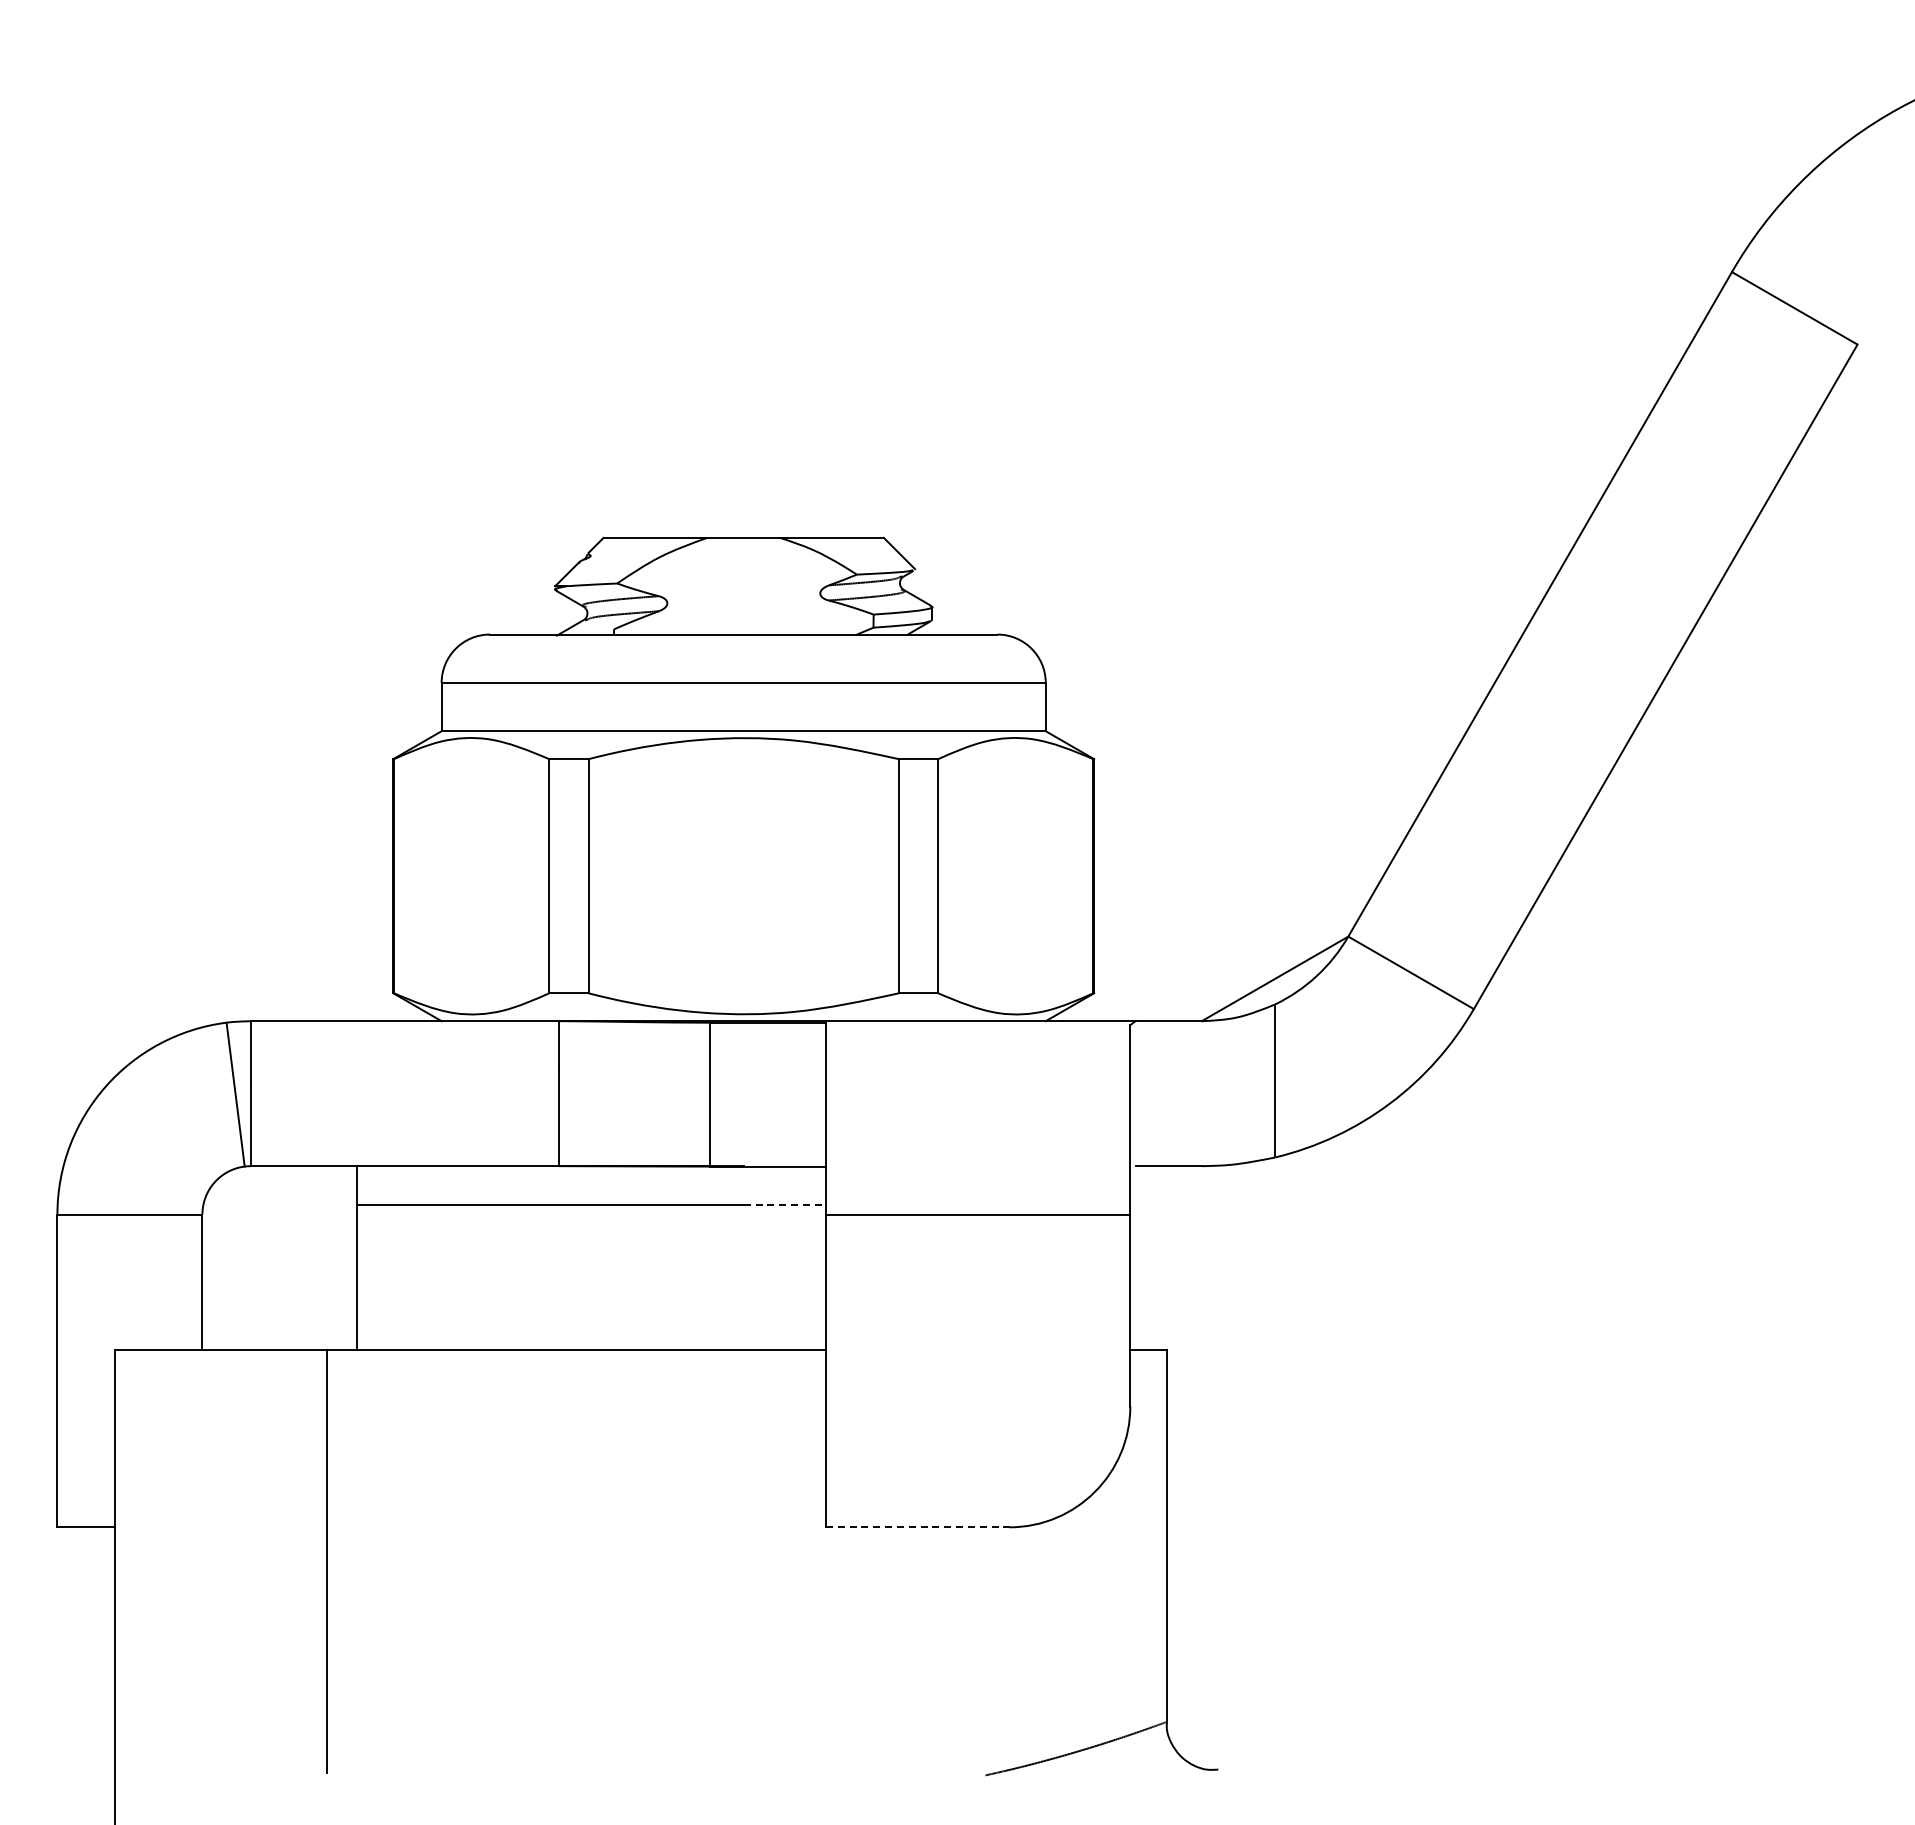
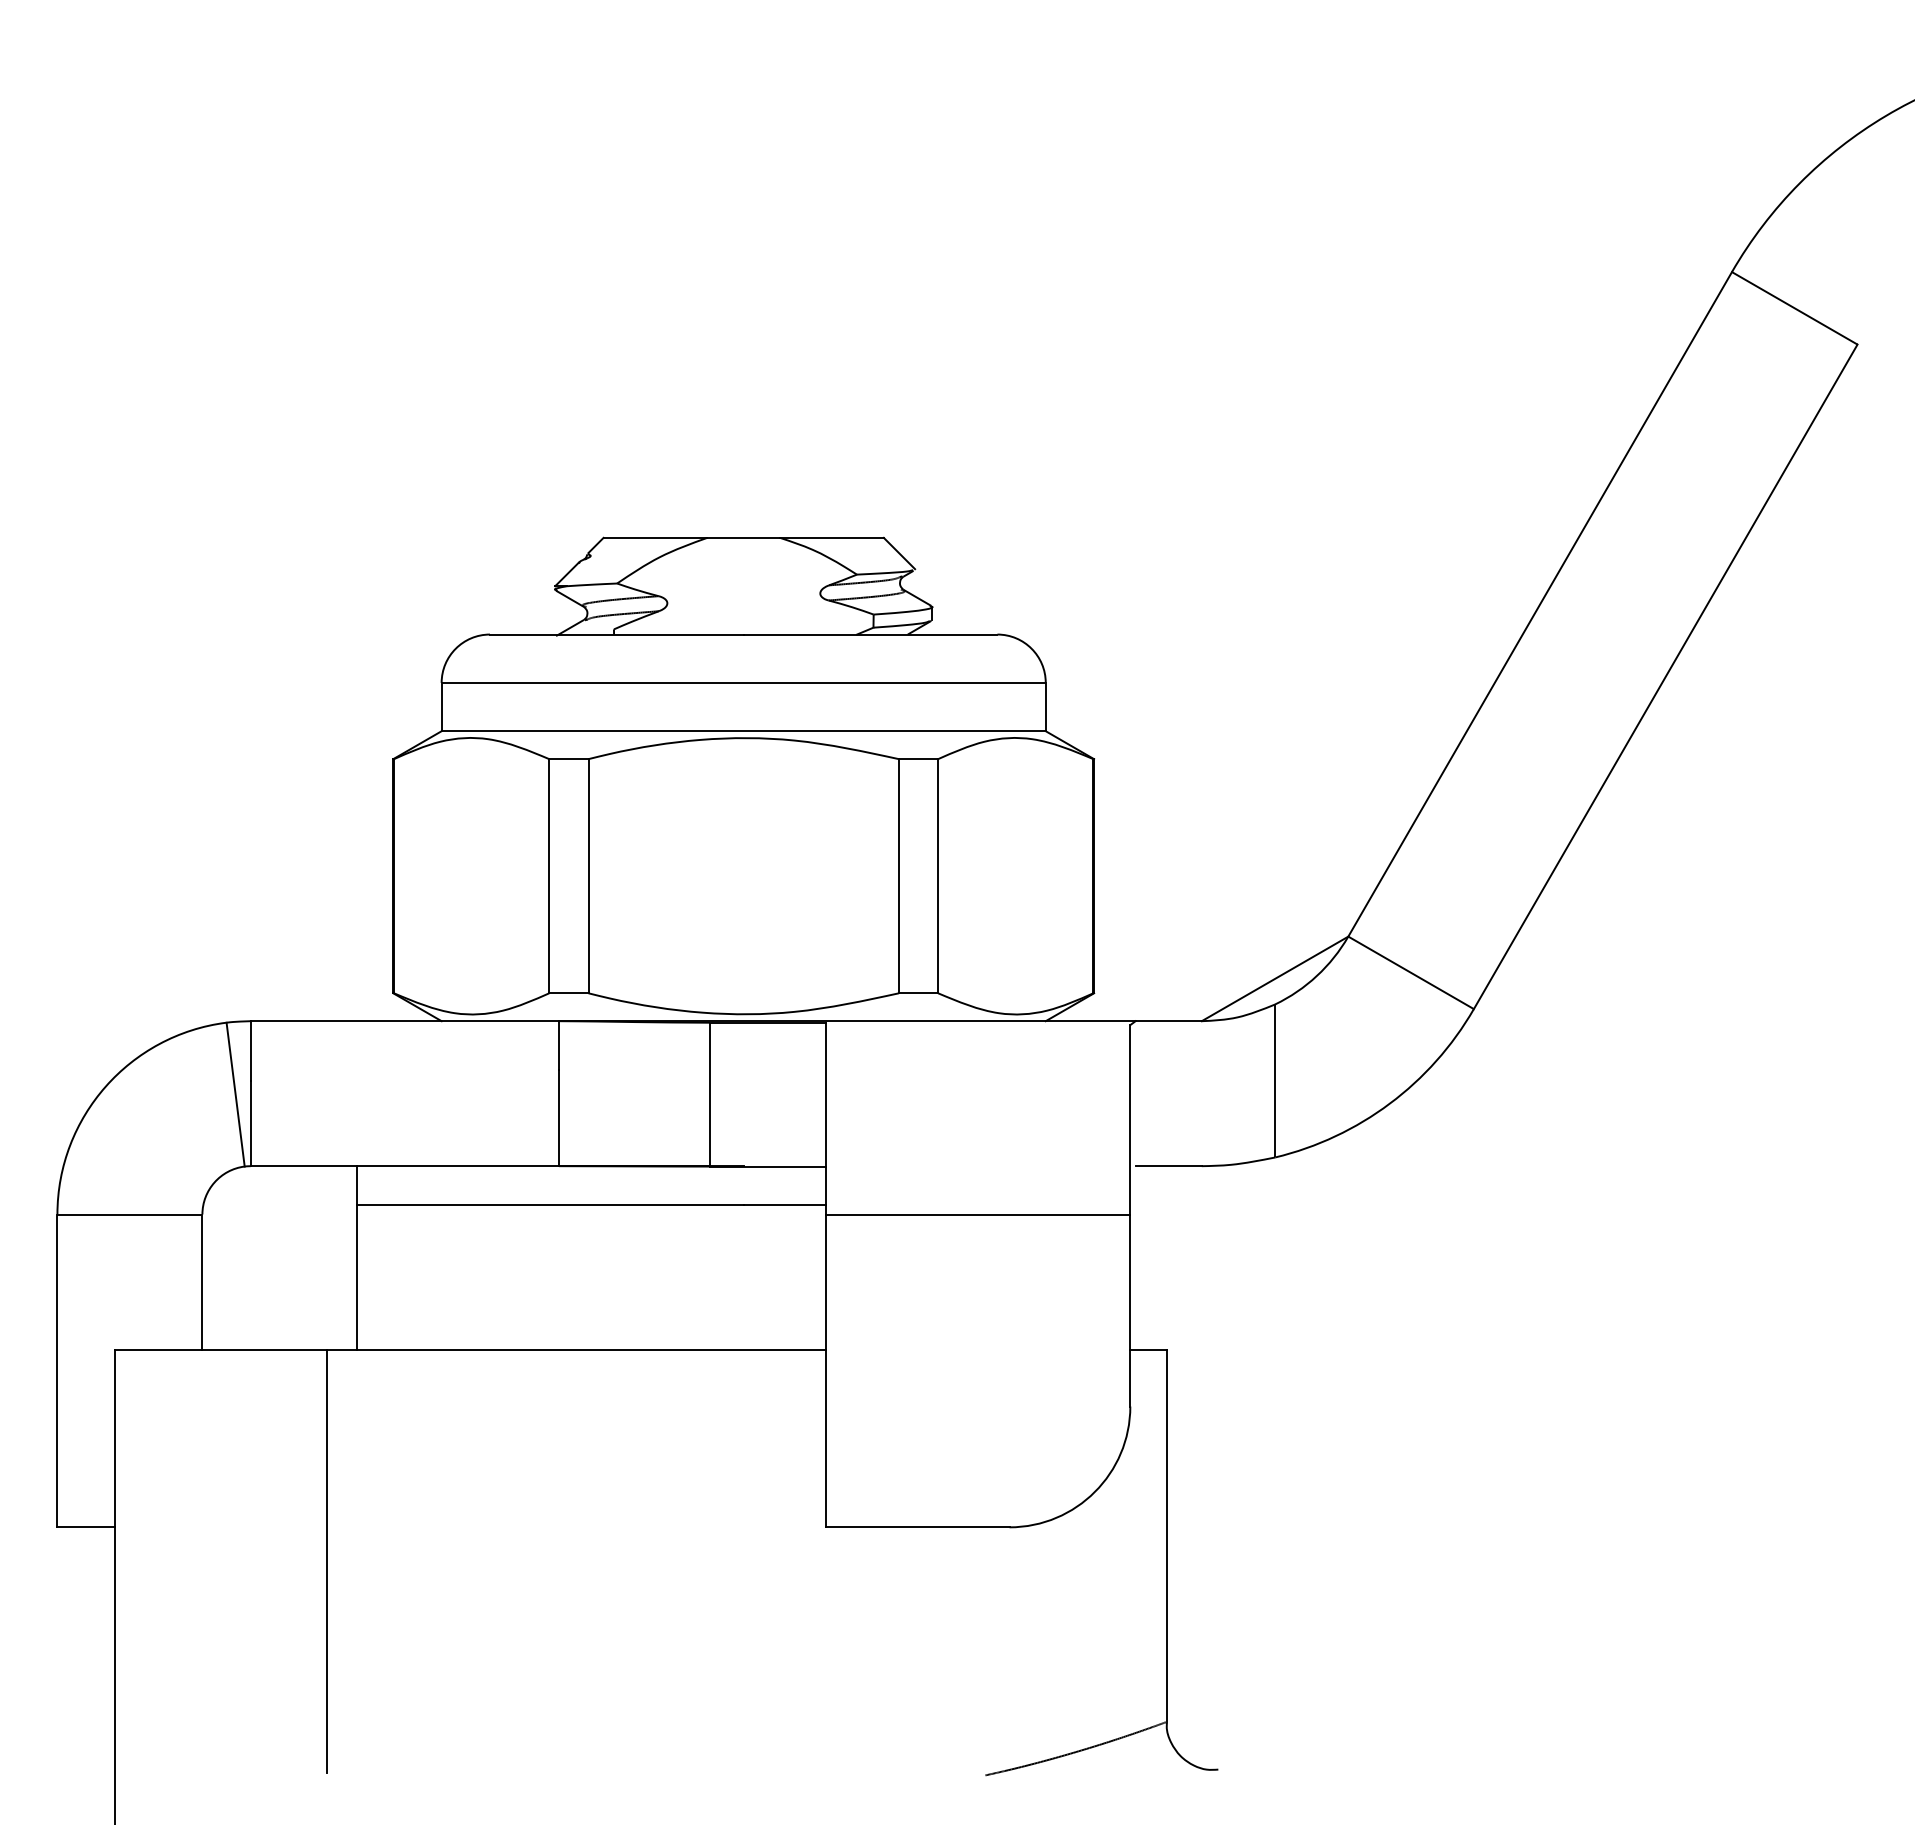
line: dashed -> solid (785, 1204)
line: dashed -> solid (917, 1527)
